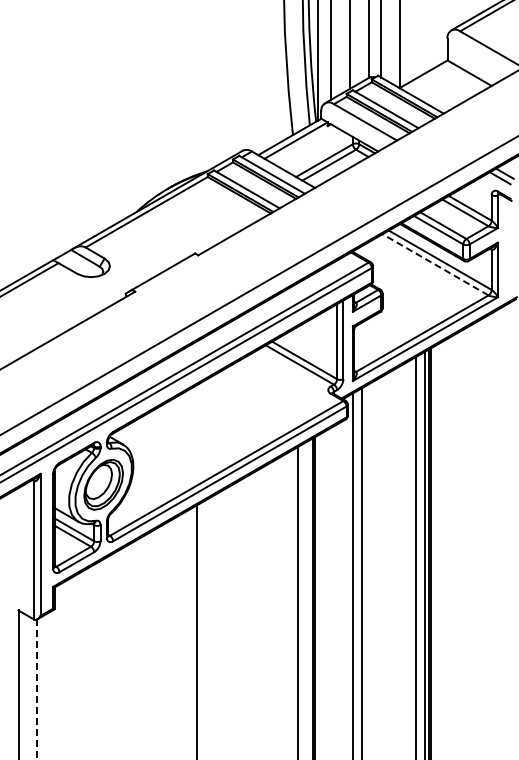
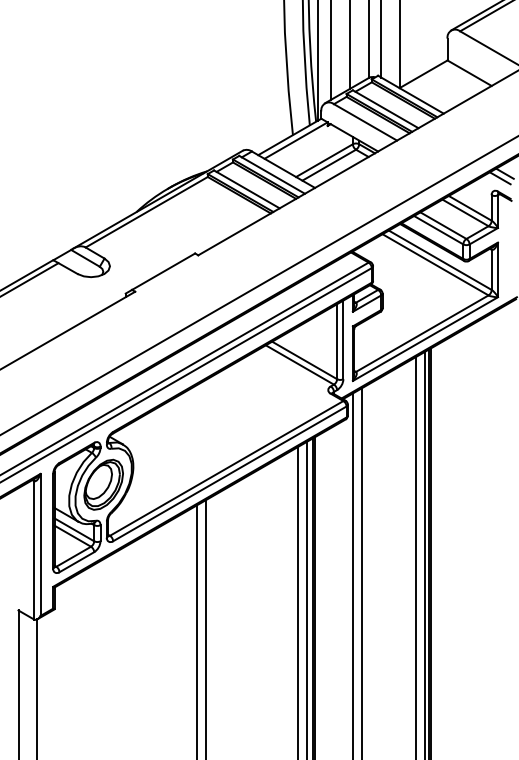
line: dashed -> solid (435, 264)
line: none -> present (307, 598)
line: none -> present (206, 627)
line: dashed -> solid (37, 689)
